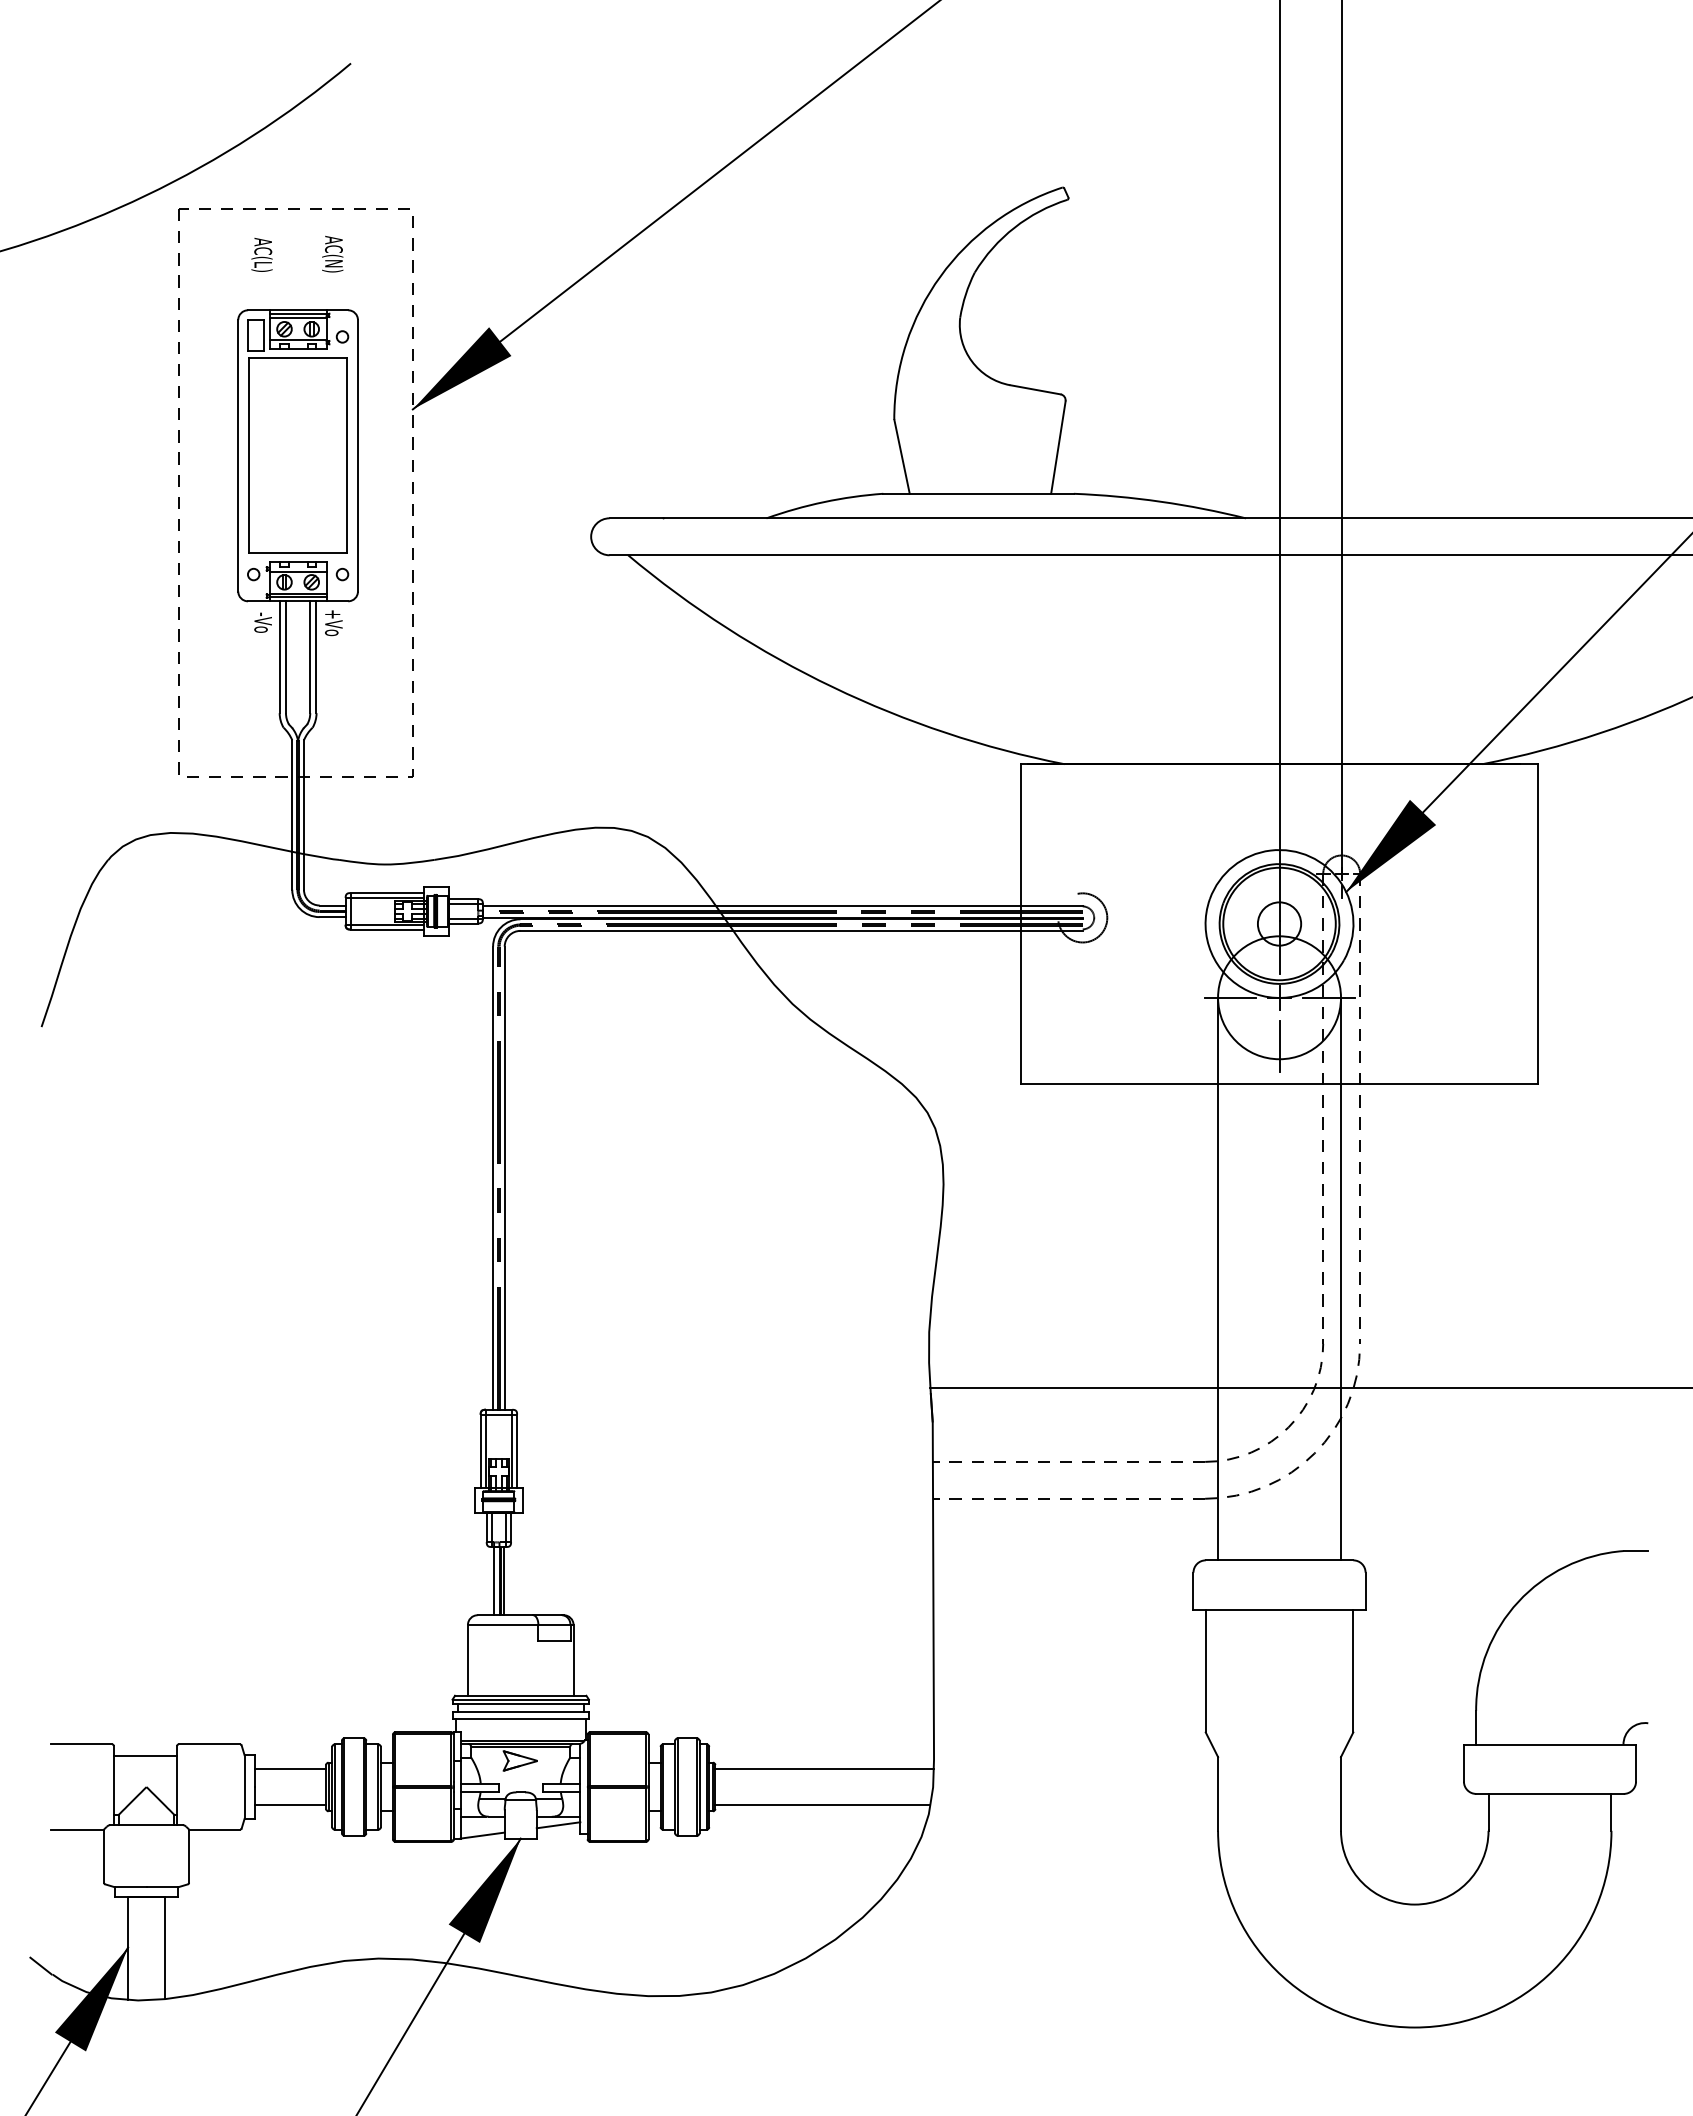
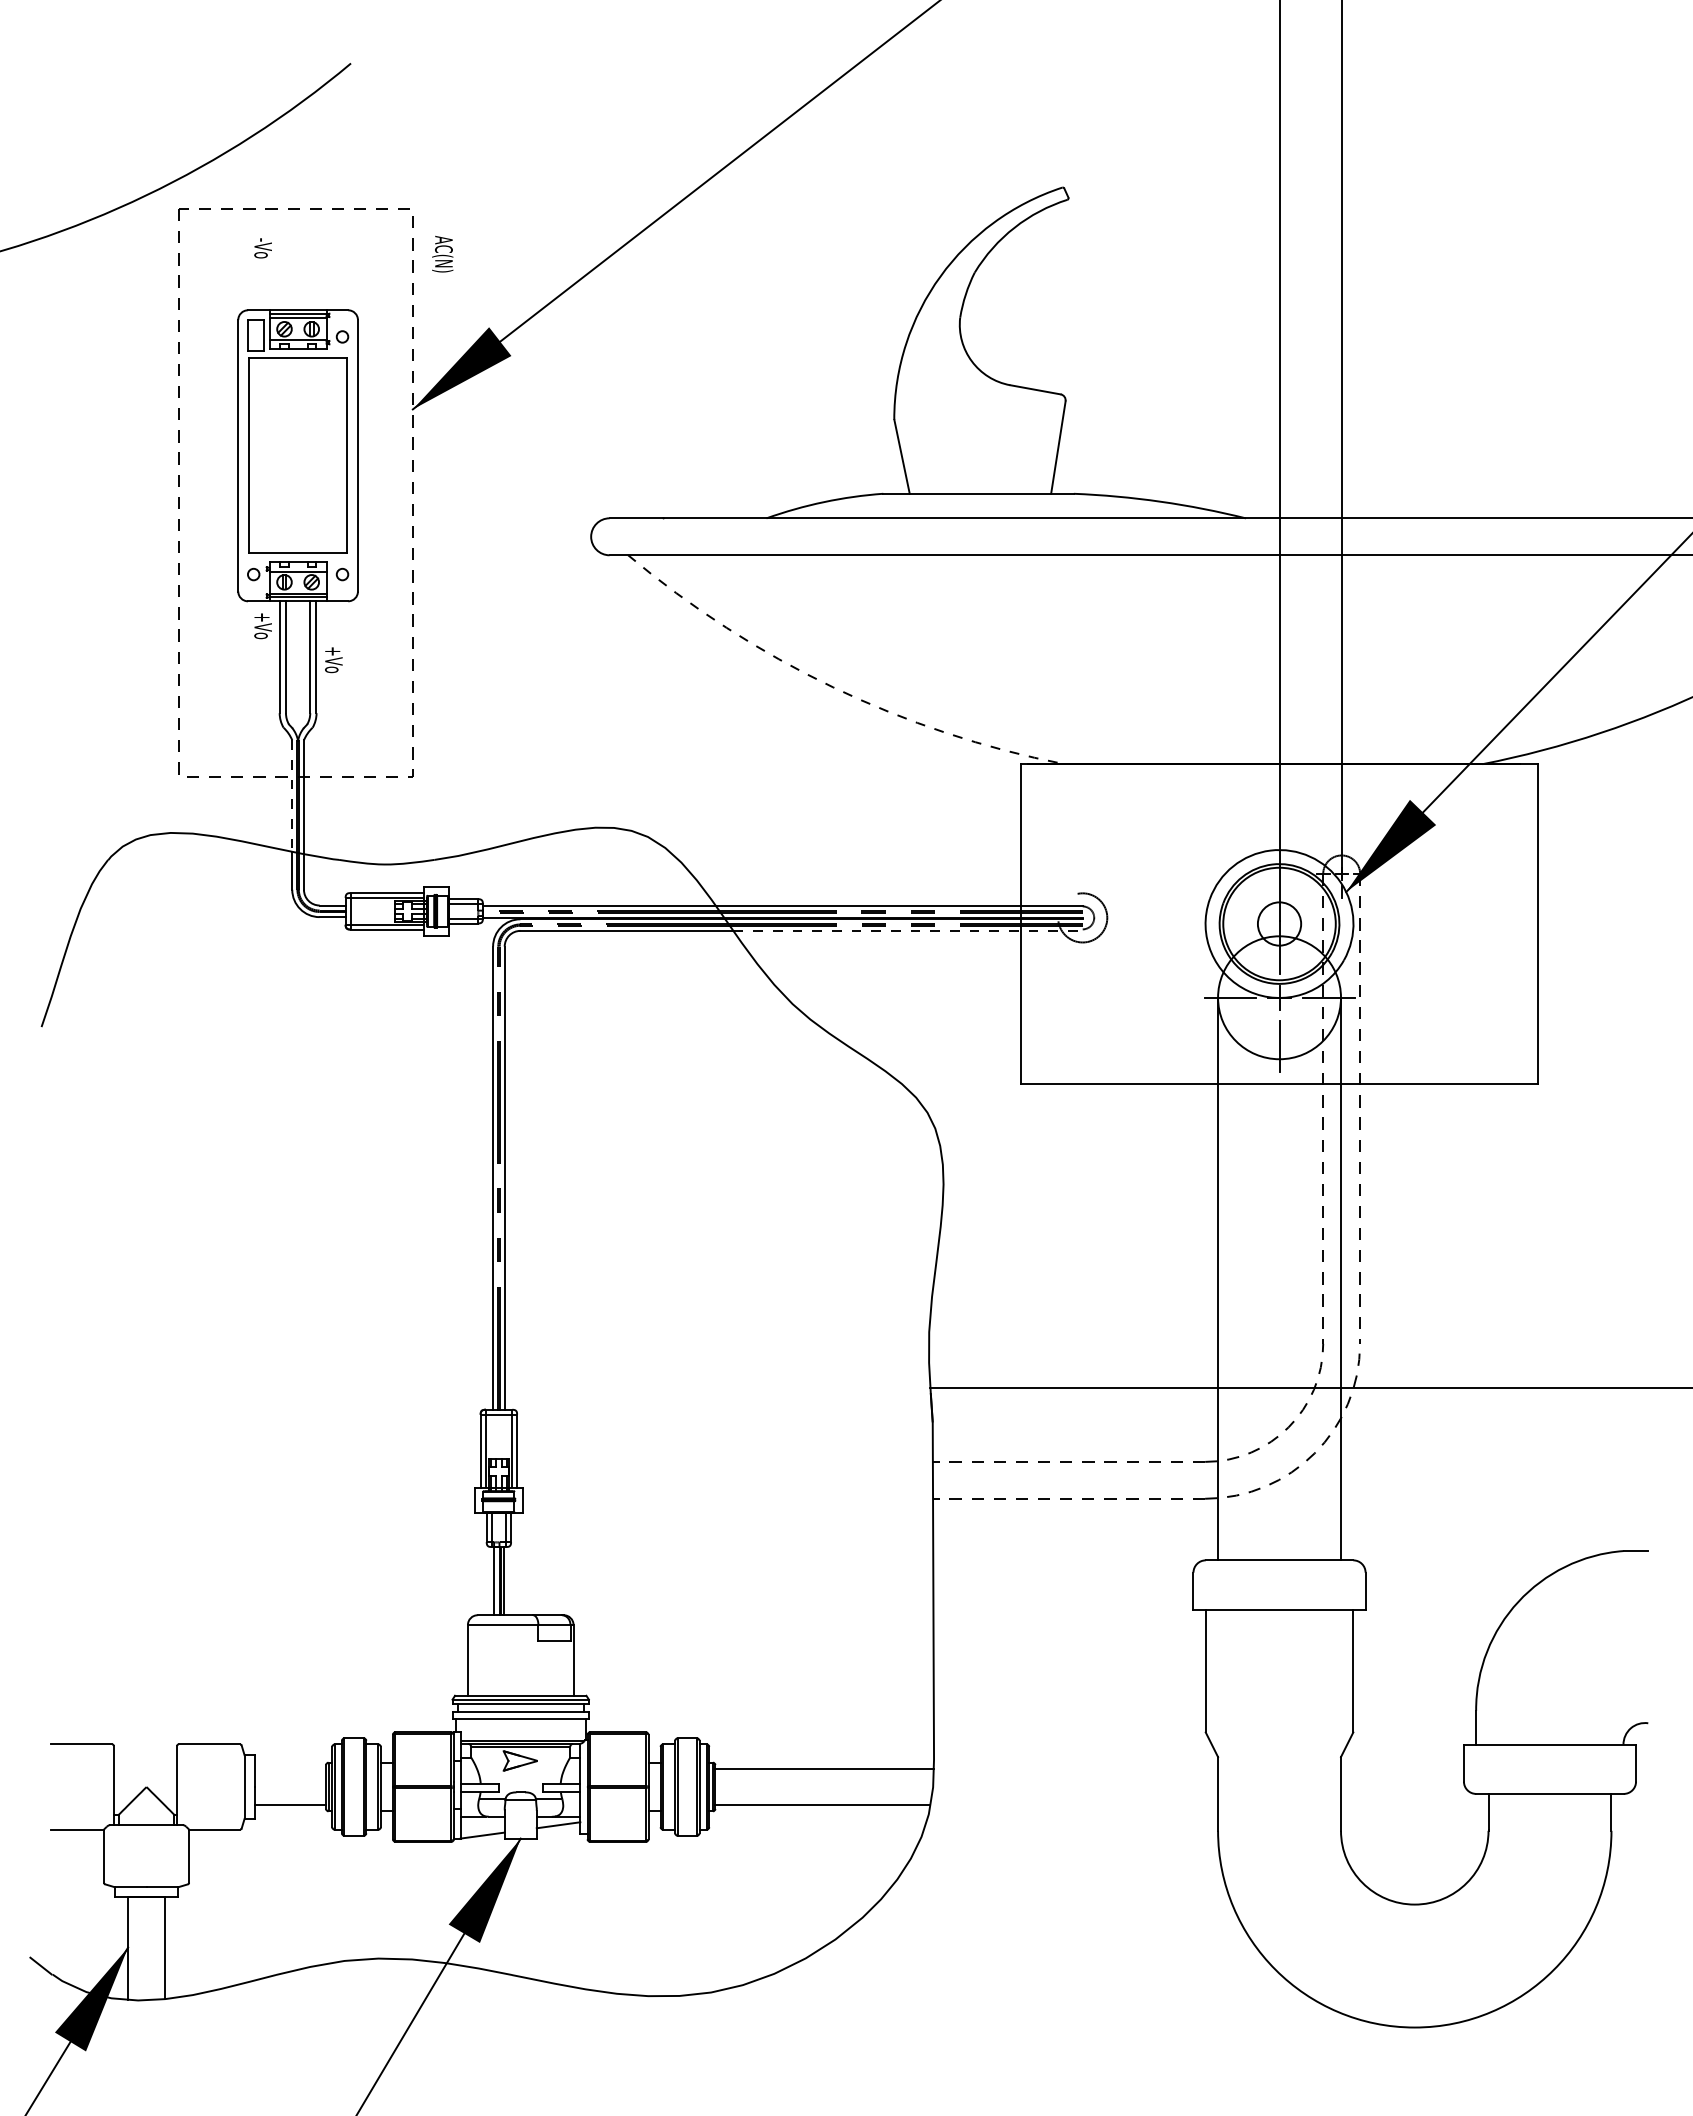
text position: (332, 253) -> (442, 253) (442, 253)
text: AC(L) -> -Vo (261, 254)
text position: (333, 623) -> (333, 660) (333, 660)
text: -Vo -> +Vo (262, 625)
arc: solid -> dashed (833, 687)
line: solid -> dashed (292, 796)
line: solid -> dashed (908, 930)
line: present -> none (145, 1755)
line: present -> none (290, 1768)
